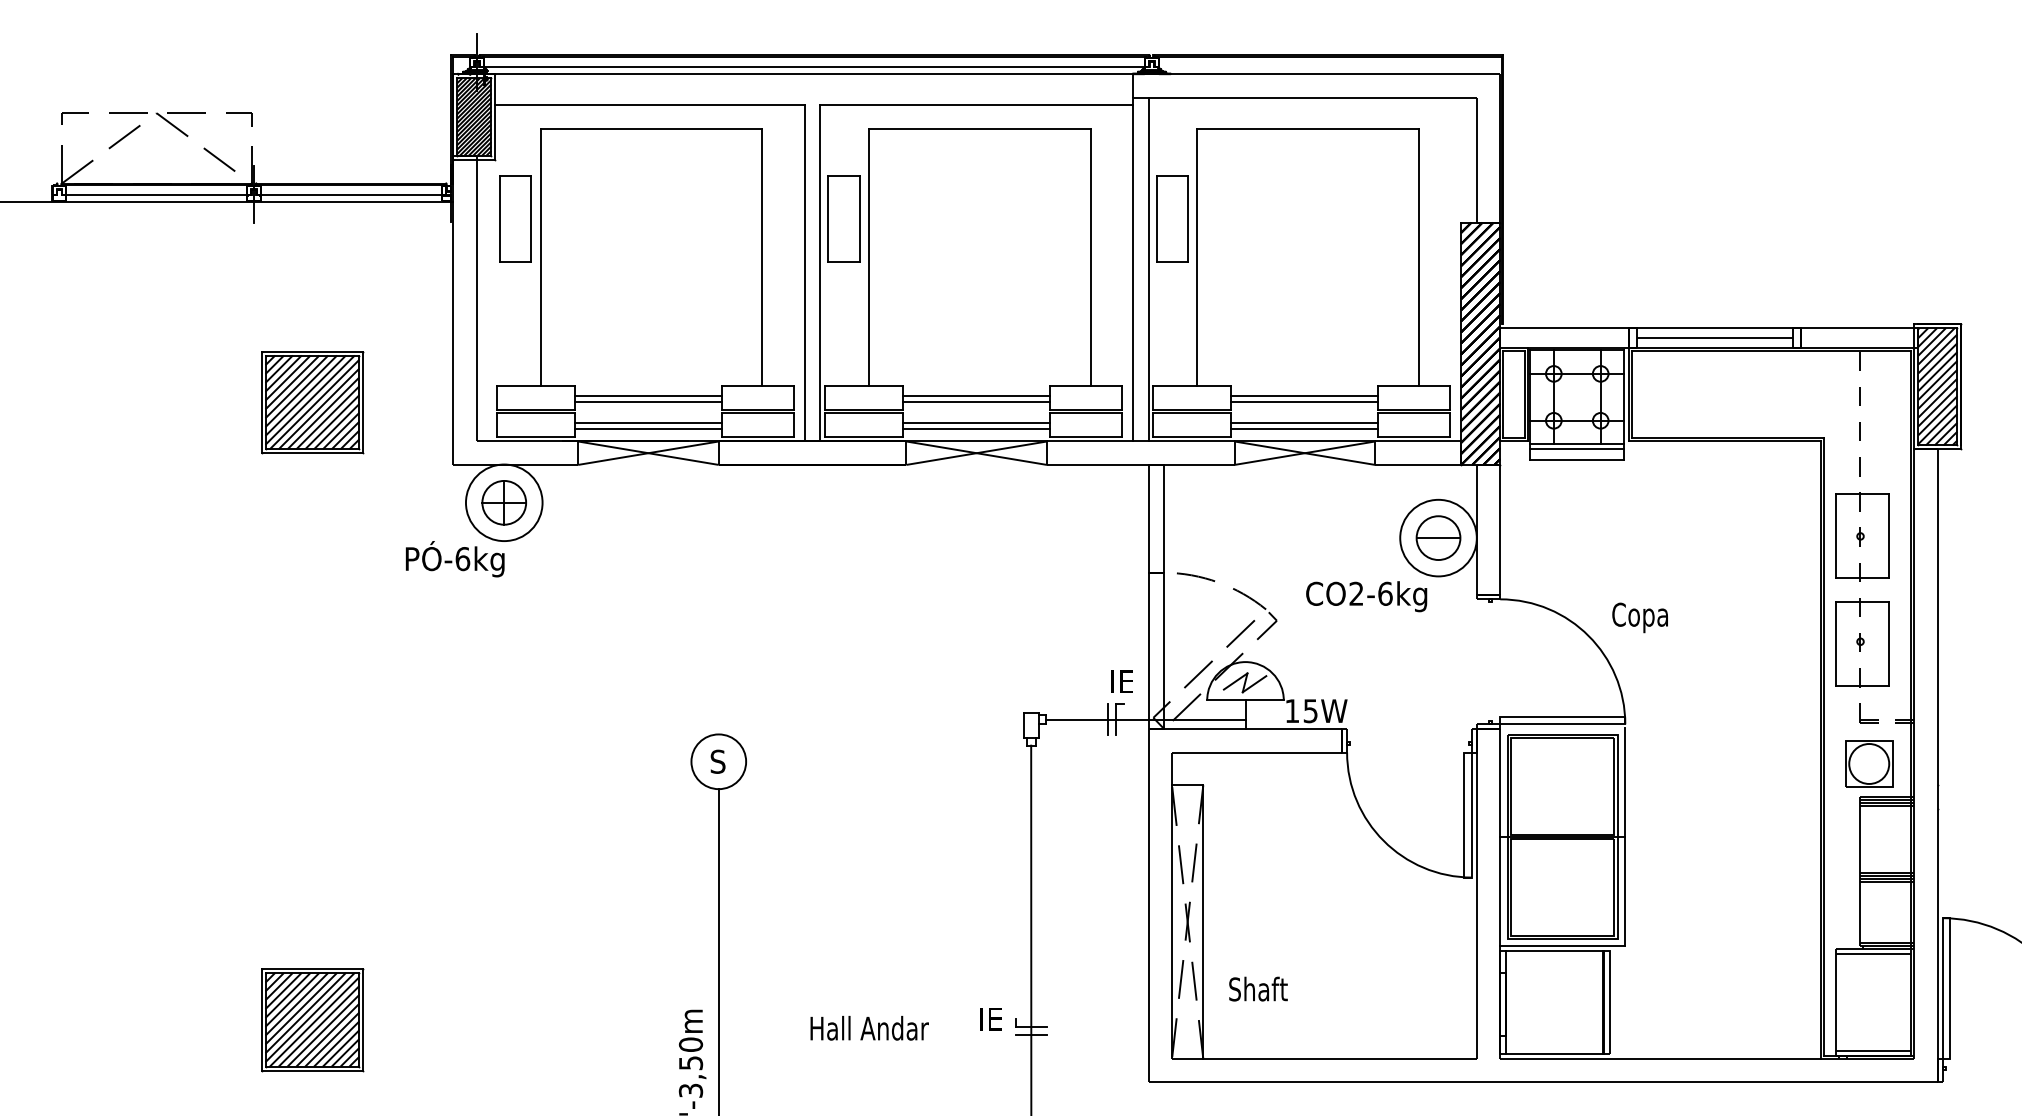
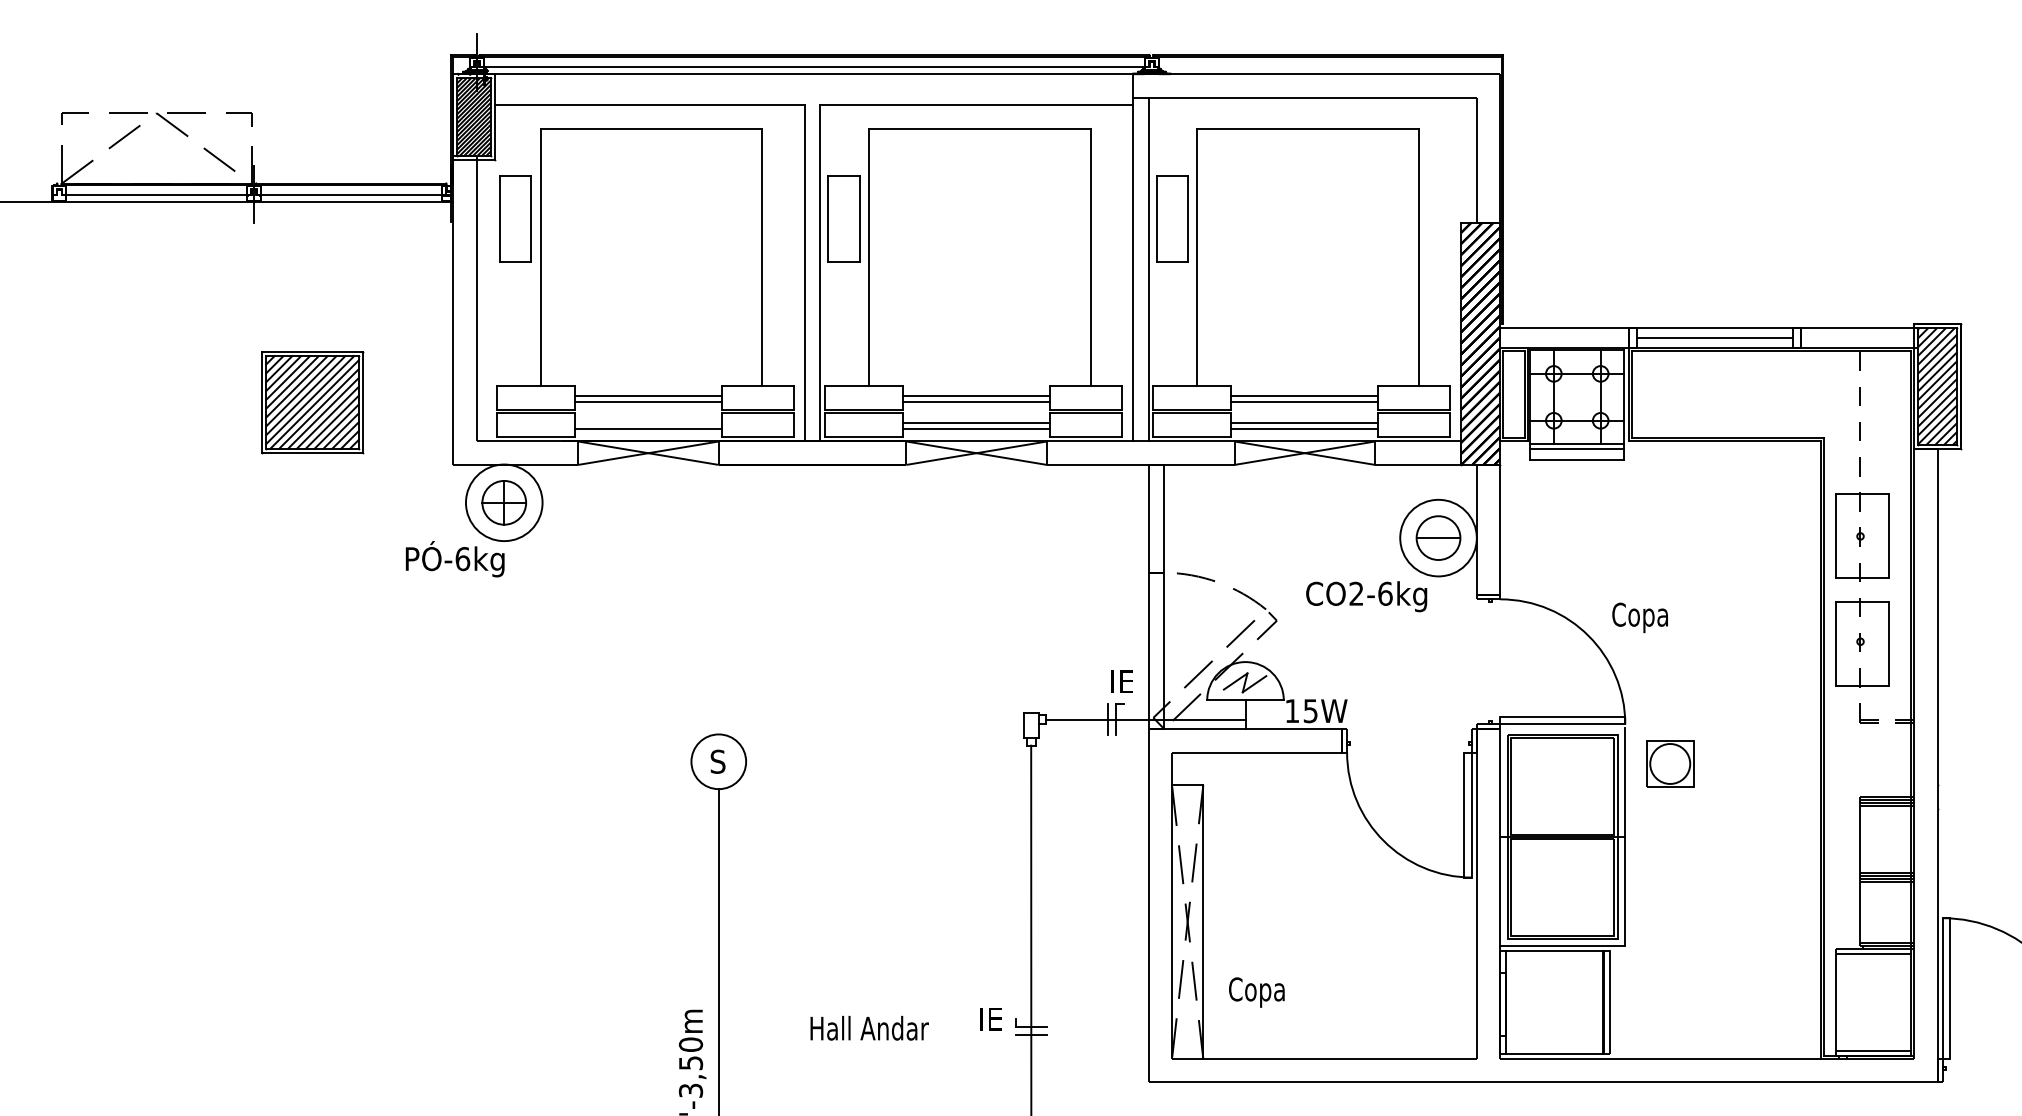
line: present -> none (648, 423)
part position: (1869, 763) -> (1670, 763) (1670, 763)
text: Shaft -> Copa (1258, 991)
part: present -> none (312, 1020)
